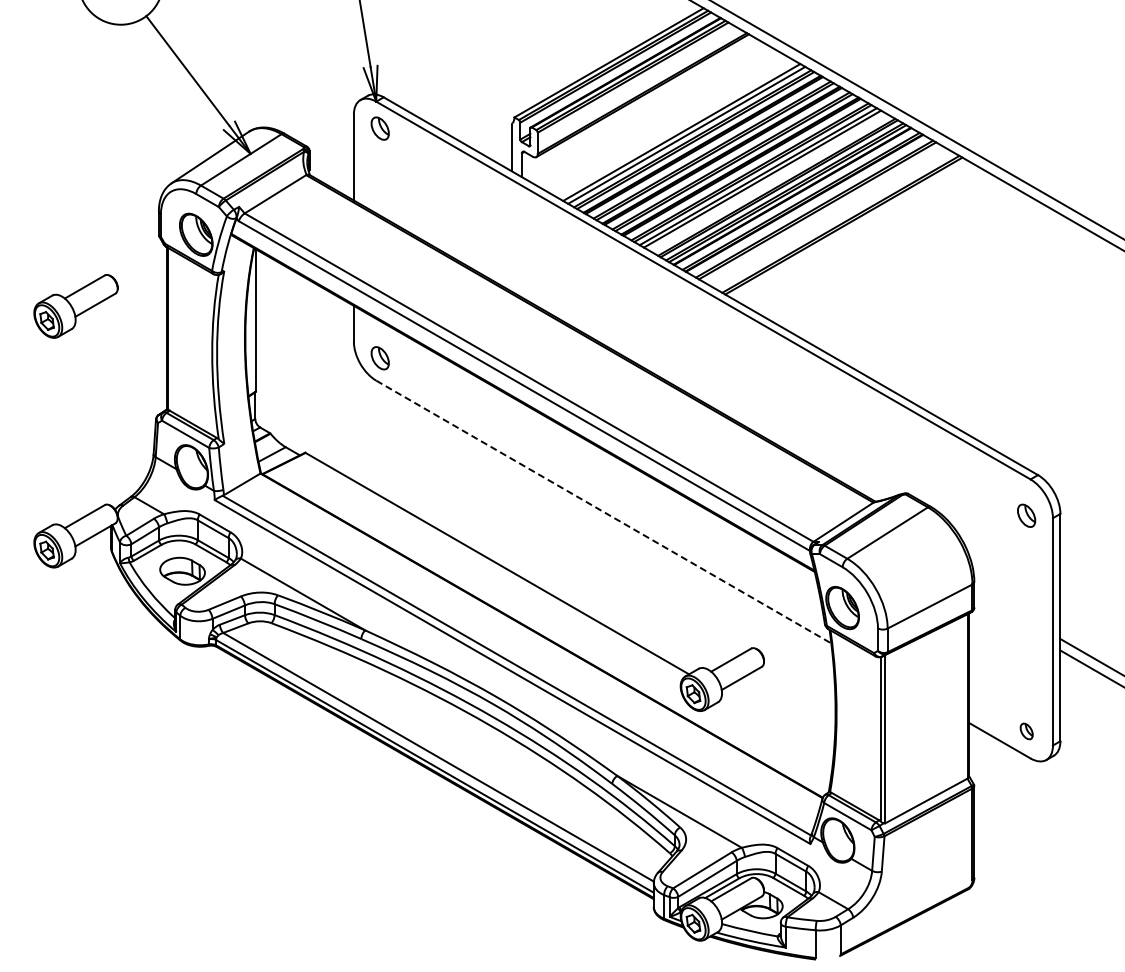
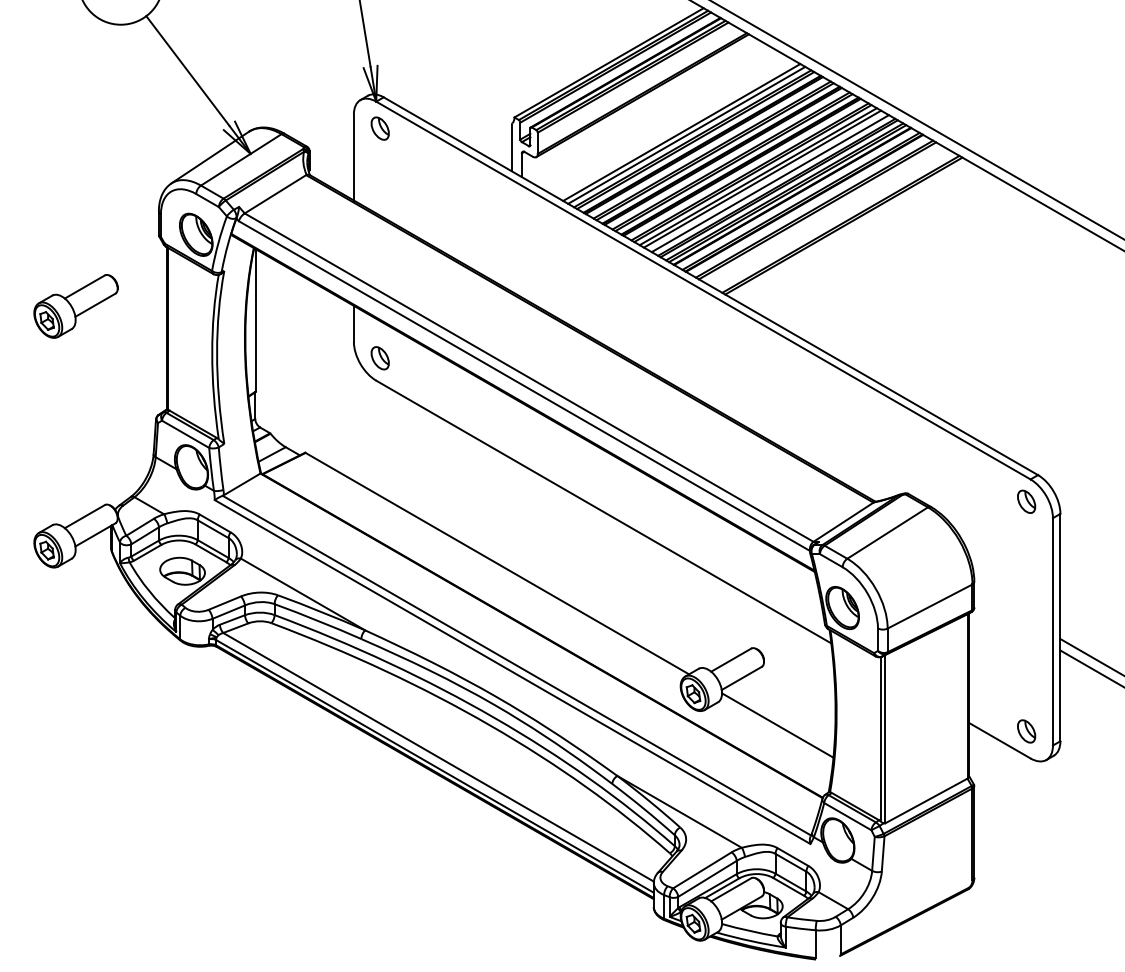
line: none -> present (769, 183)
line: dashed -> solid (603, 512)
part position: (1026, 515) -> (1026, 501) (1026, 501)
line: none -> present (777, 725)
part size: 15x19 px -> 20x25 px (1026, 731)
